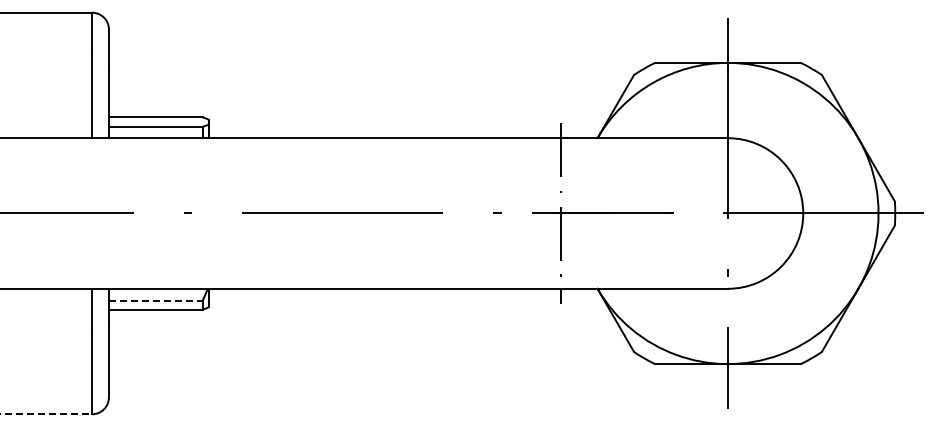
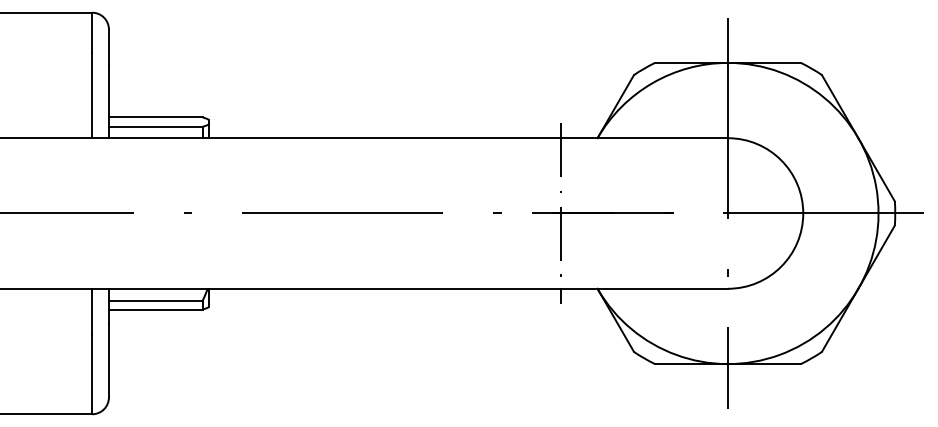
line: dashed -> solid (155, 300)
line: dashed -> solid (46, 414)
